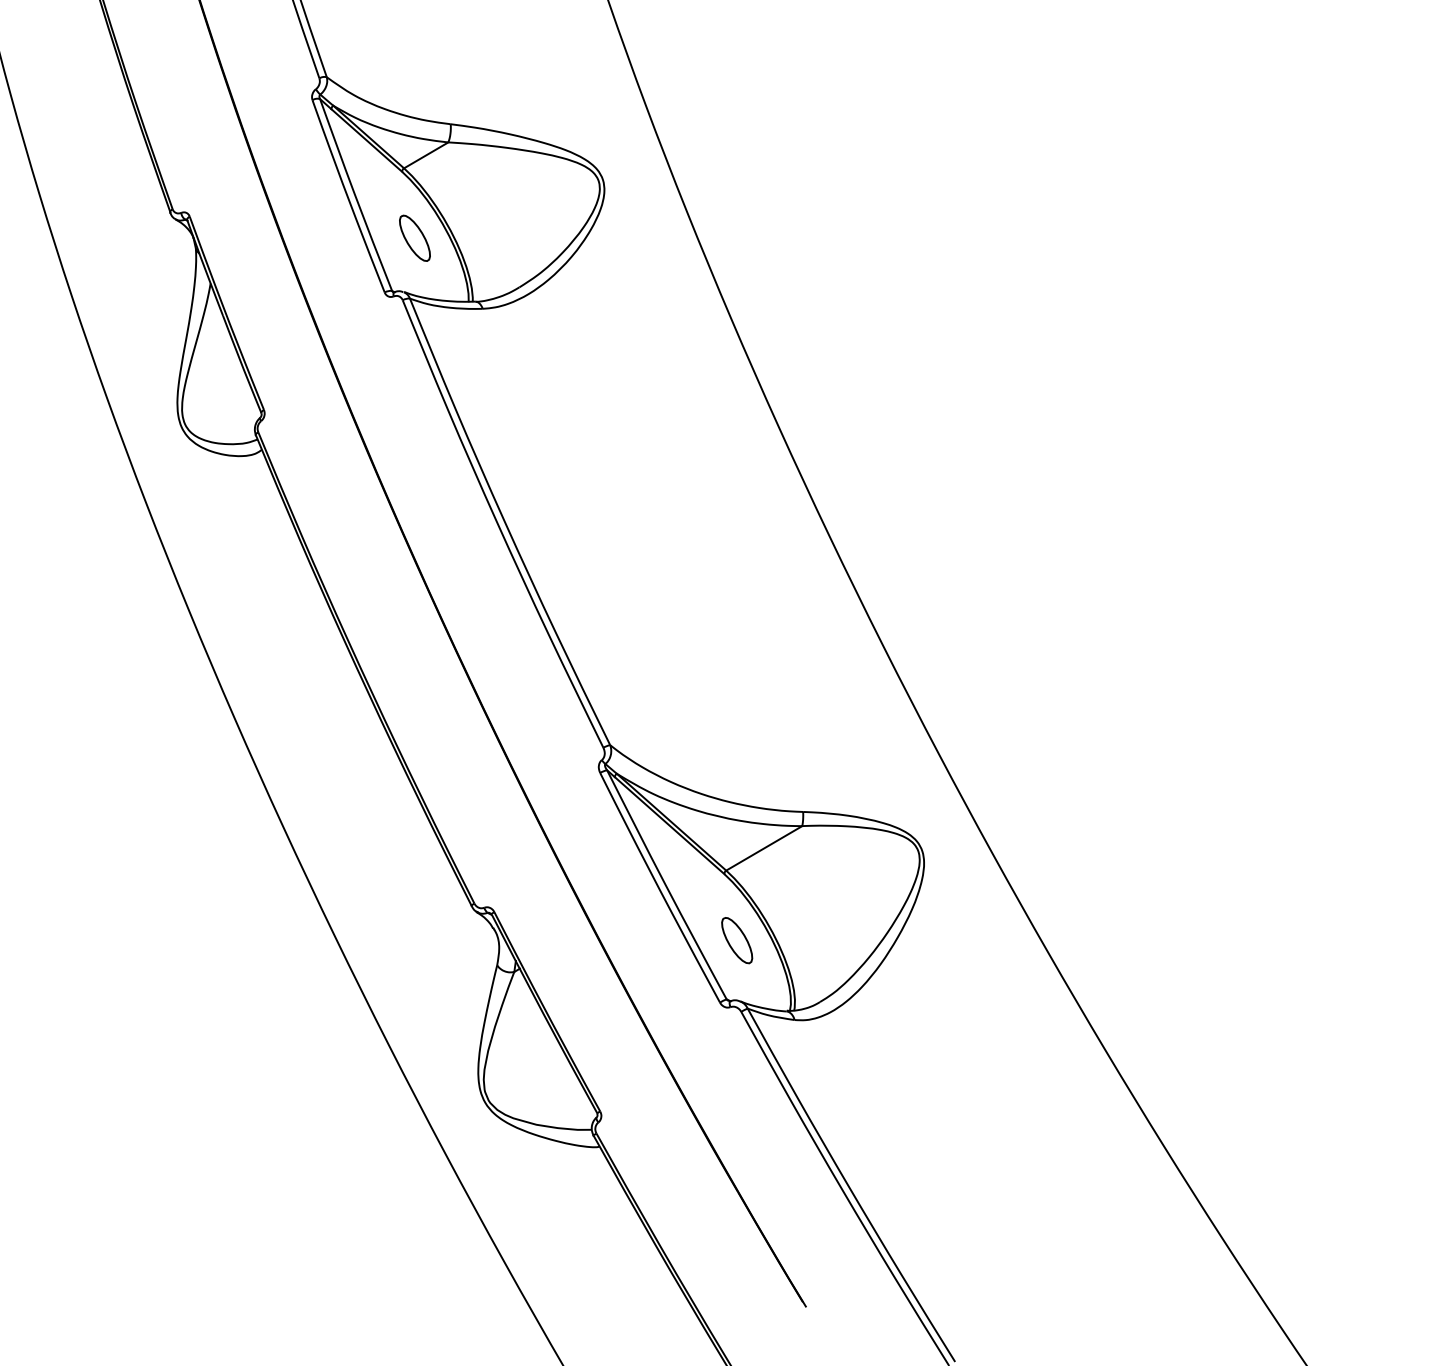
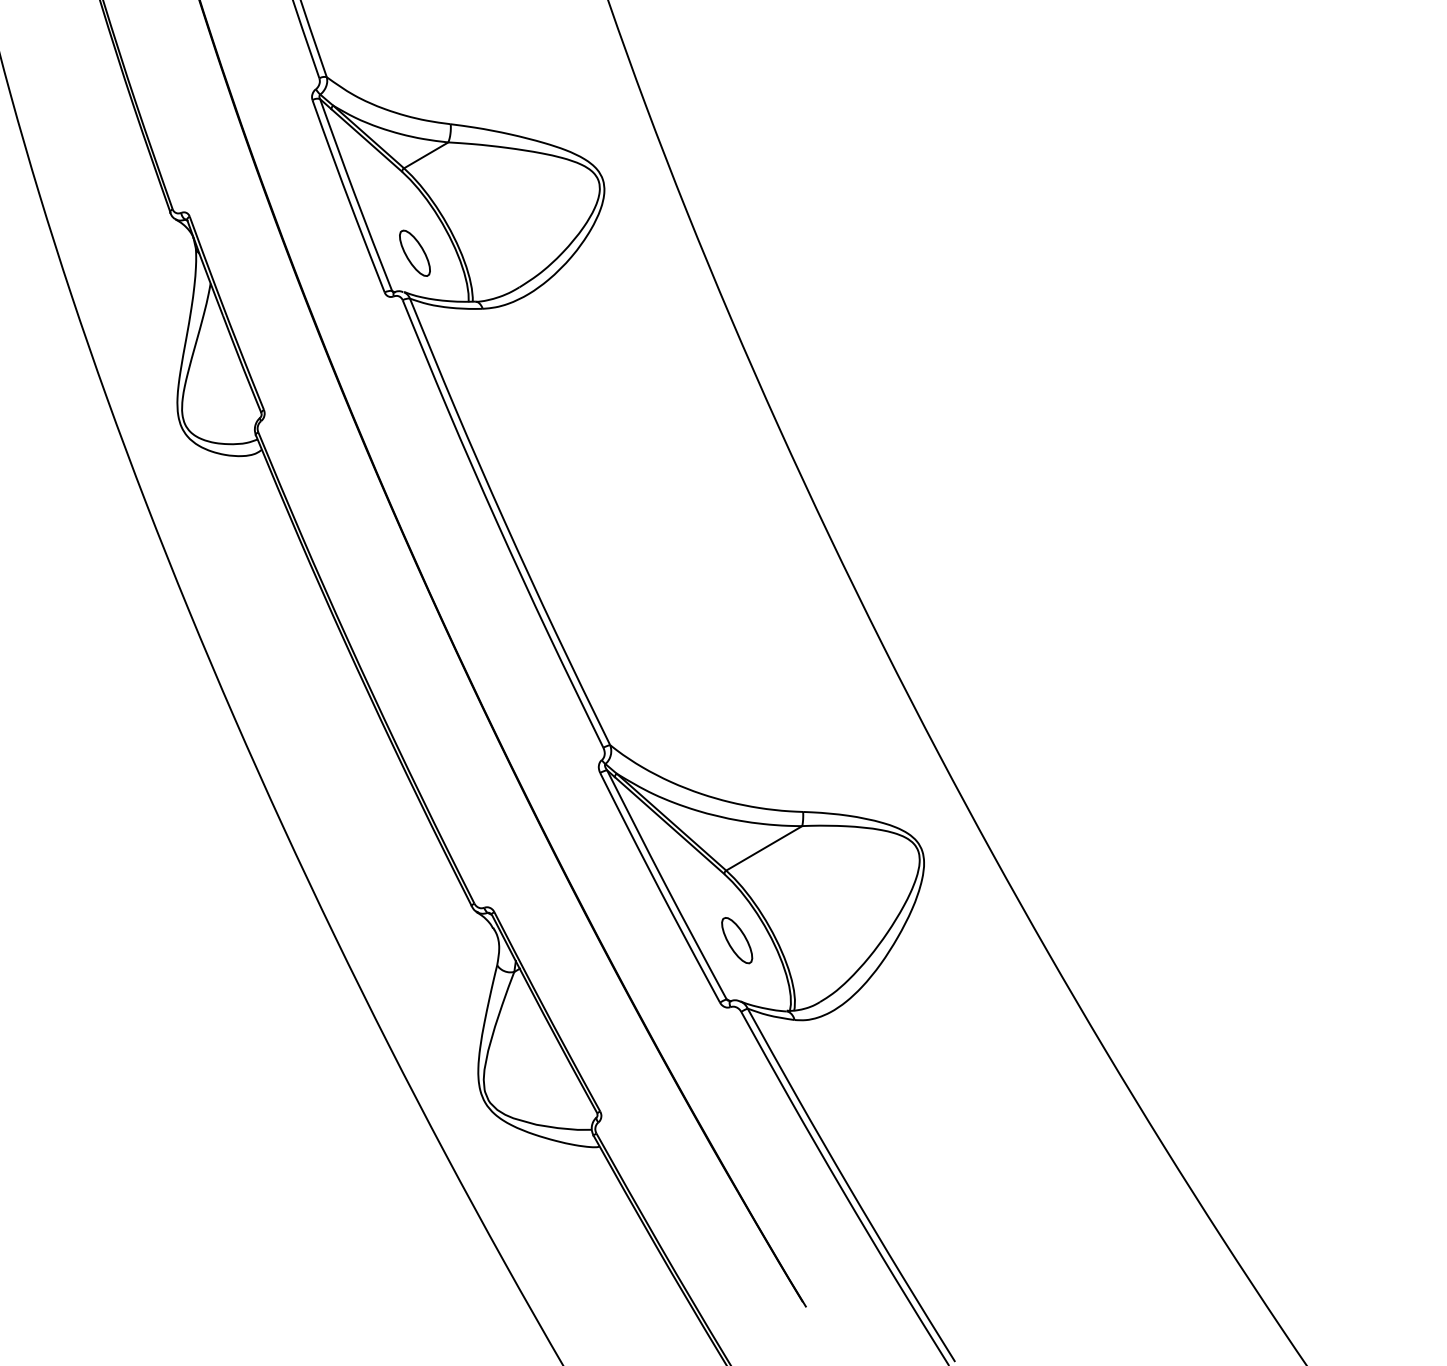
part position: (414, 237) -> (414, 252) (414, 252)
